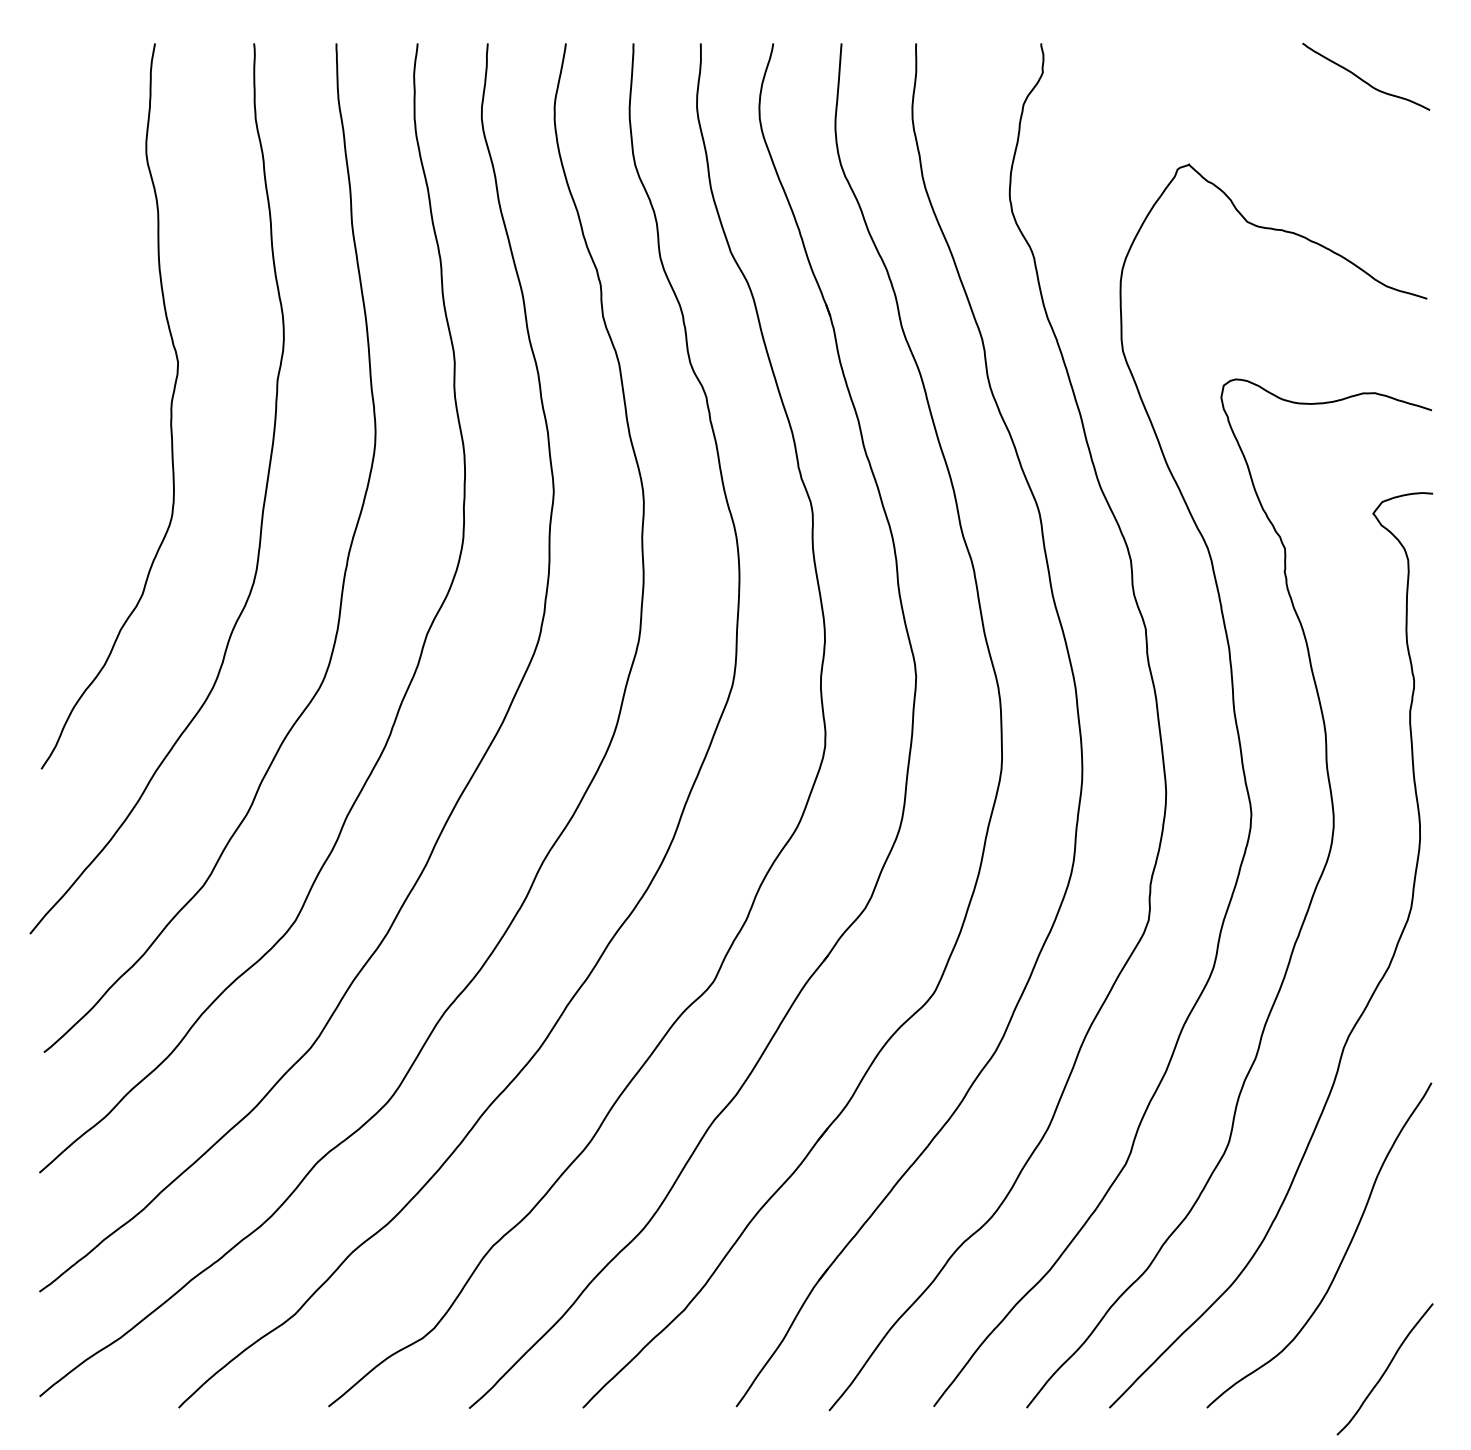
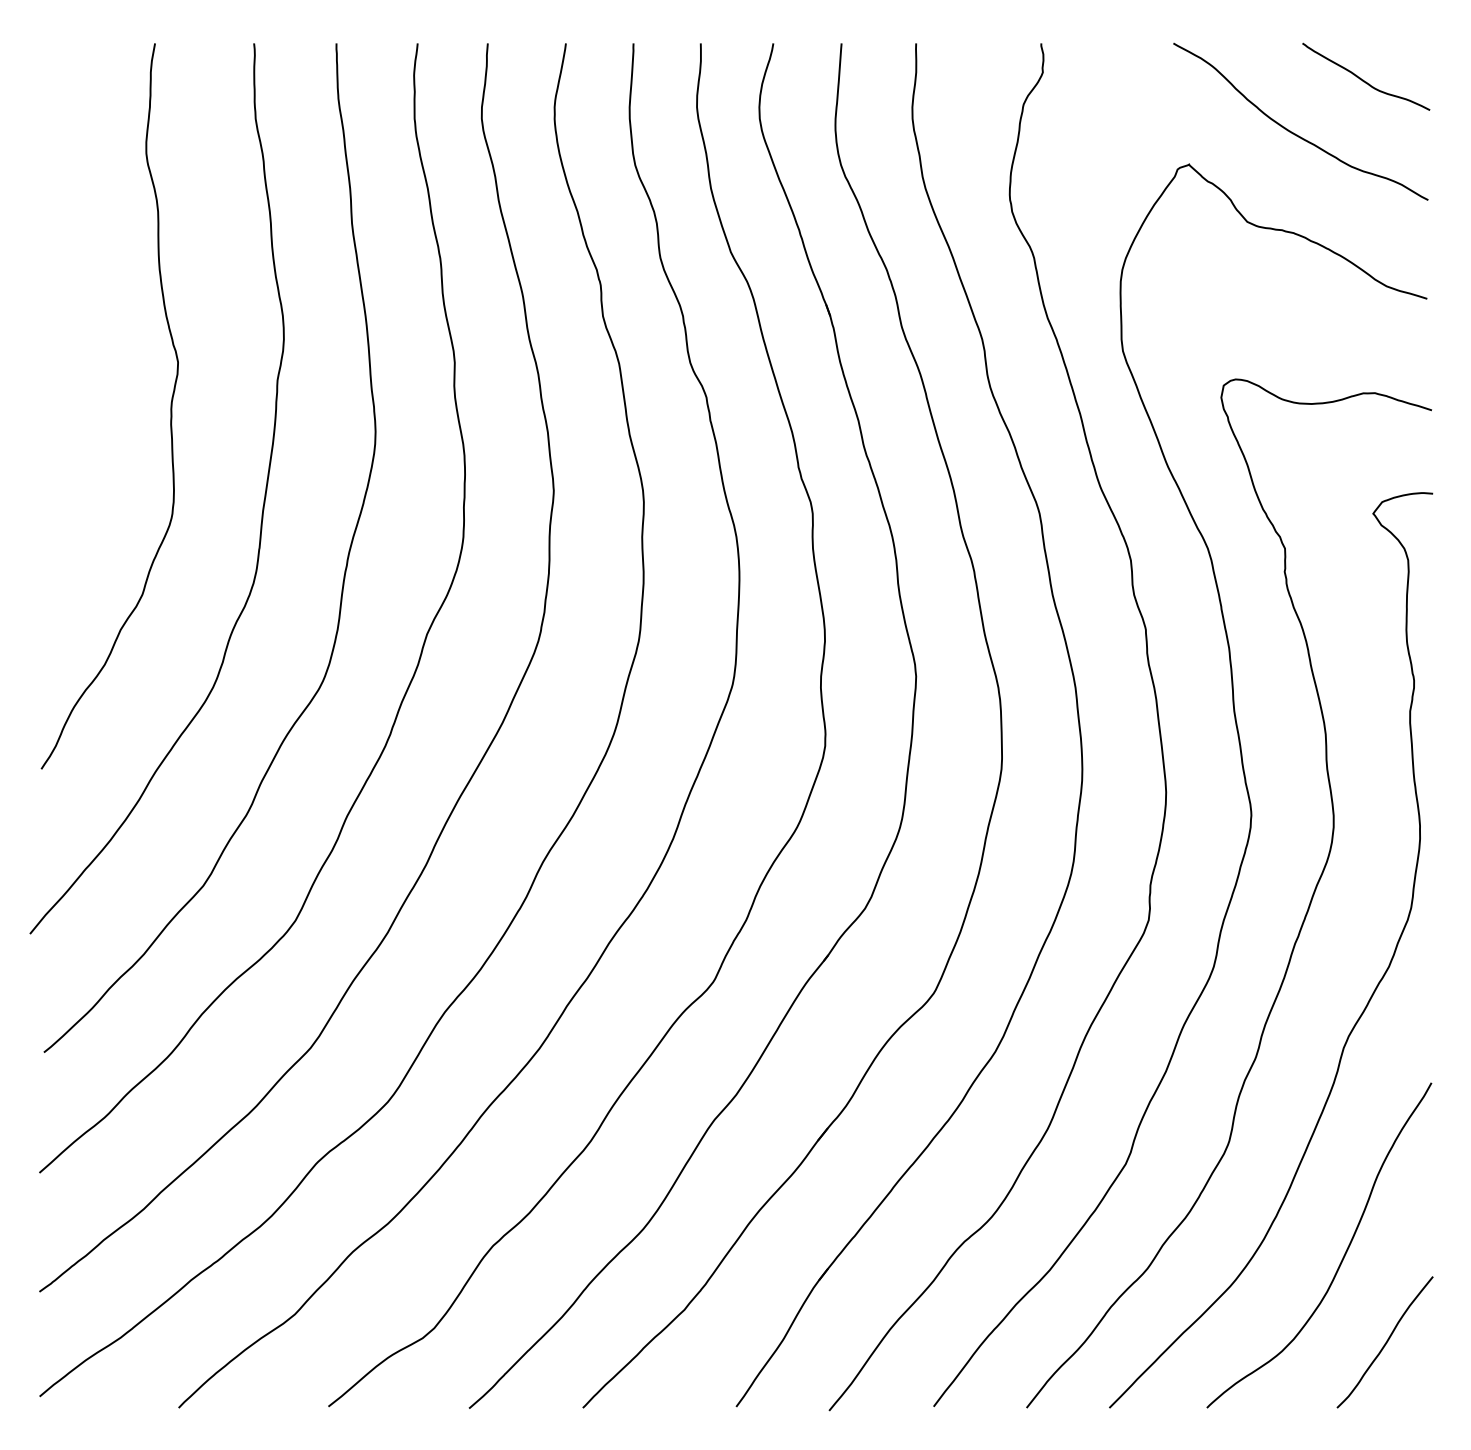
curve: none -> present (1295, 133)
curve position: (1385, 1369) -> (1385, 1342) (1385, 1342)
